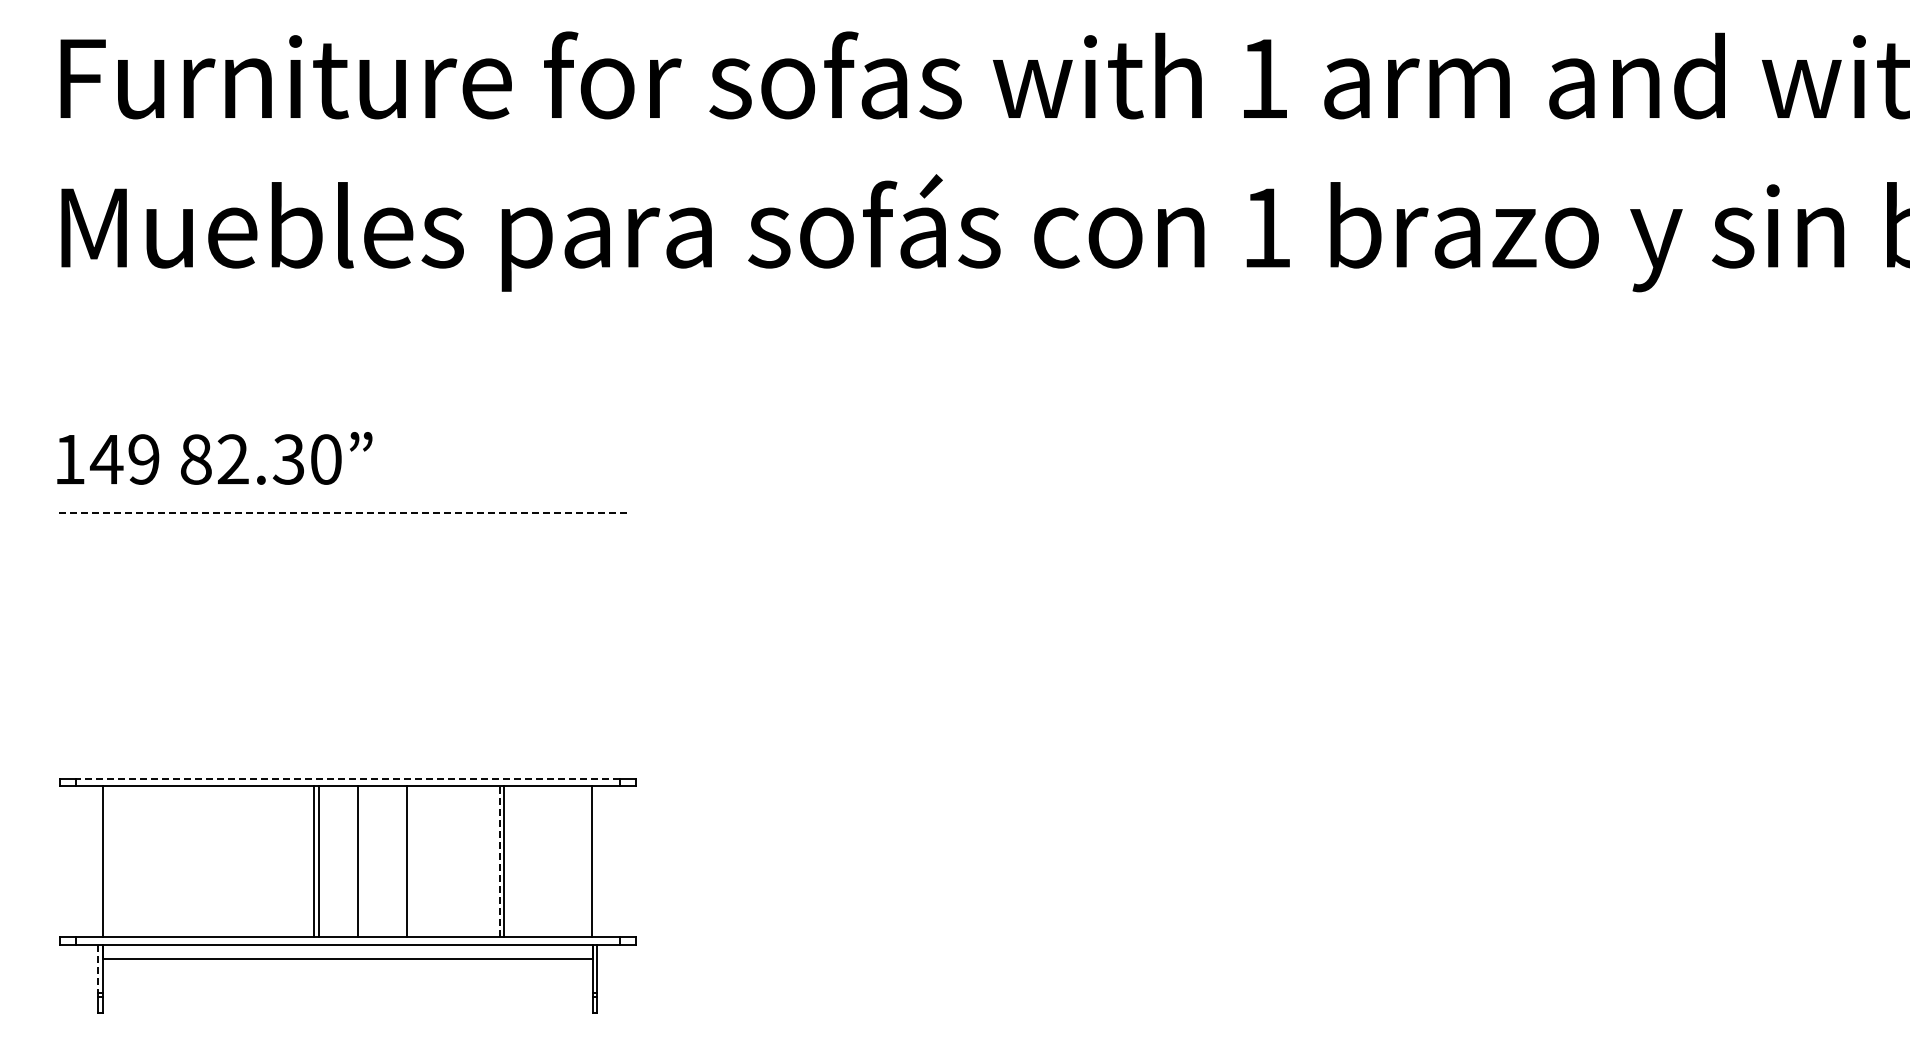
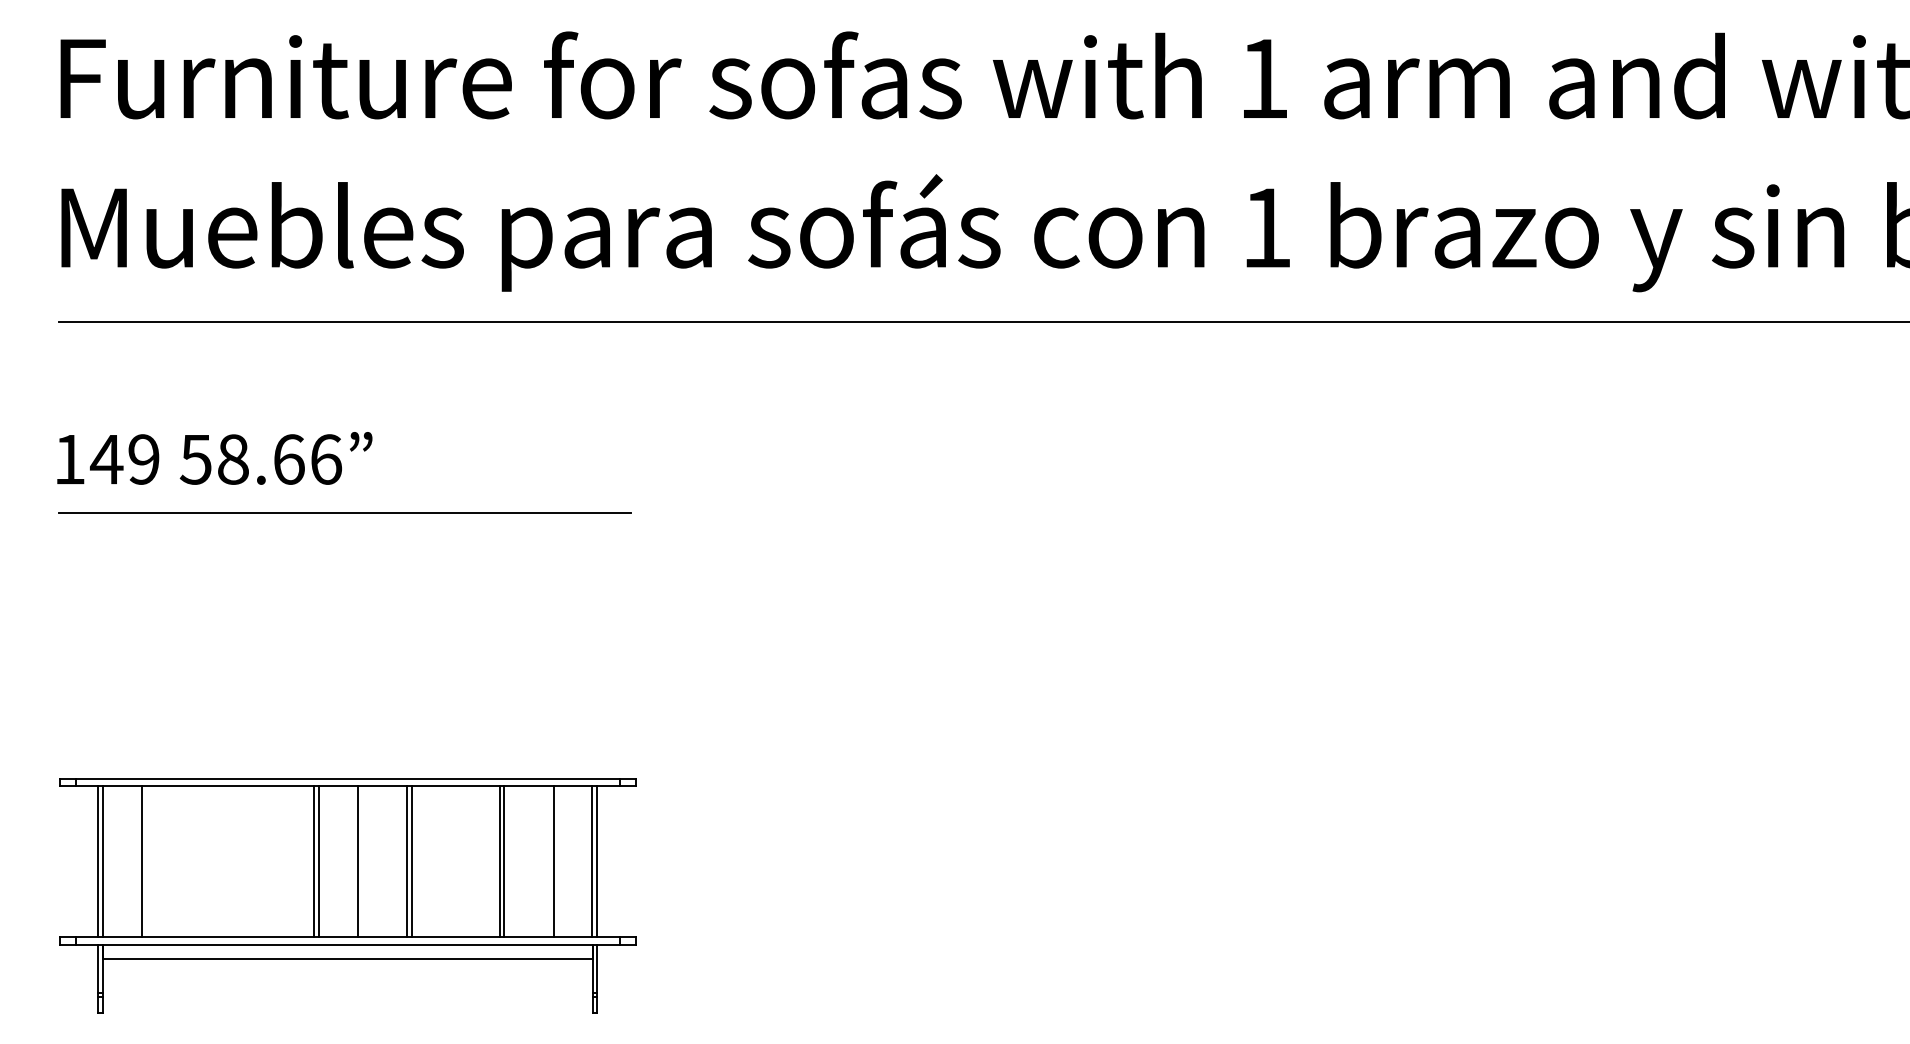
line: none -> present (982, 321)
text: 82.30 -> 58.66 (260, 459)
line: dashed -> solid (344, 513)
line: dashed -> solid (347, 778)
line: none -> present (98, 861)
line: none -> present (141, 861)
line: none -> present (411, 861)
line: dashed -> solid (499, 861)
line: none -> present (553, 861)
line: none -> present (597, 861)
line: dashed -> solid (98, 969)
